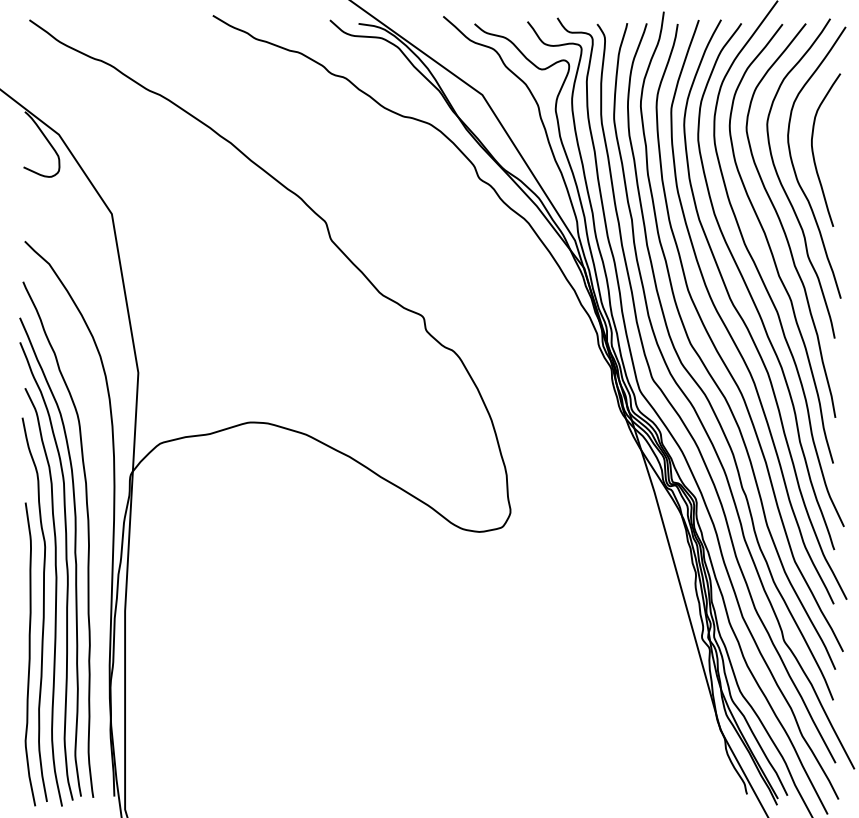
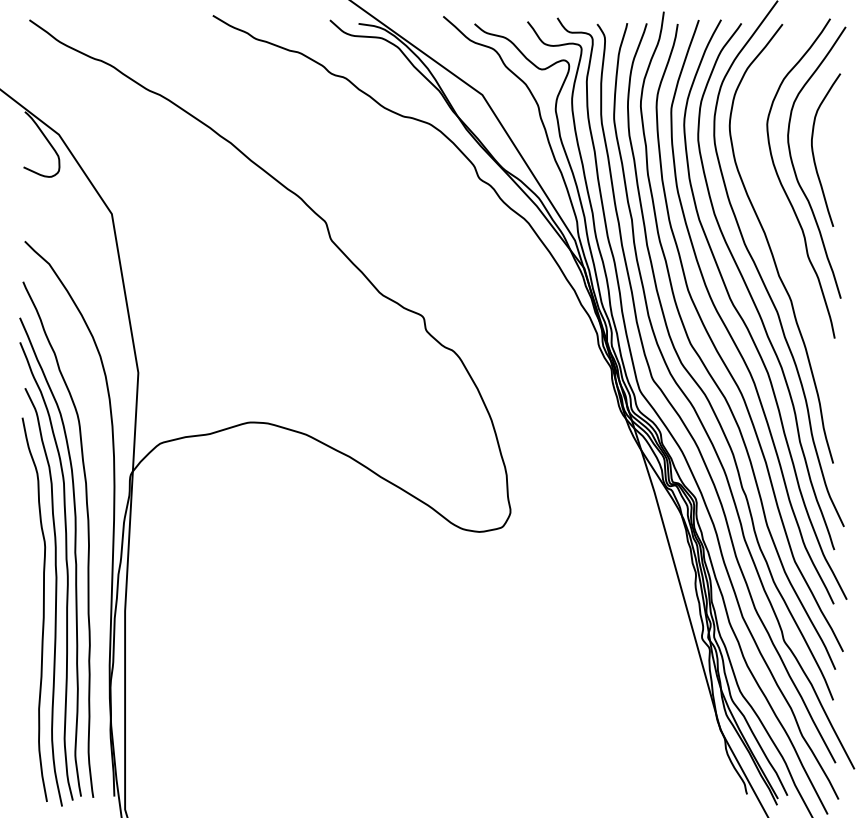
curve: present -> none (782, 223)
curve: present -> none (30, 654)
